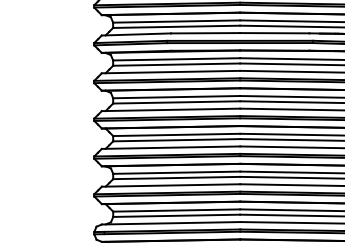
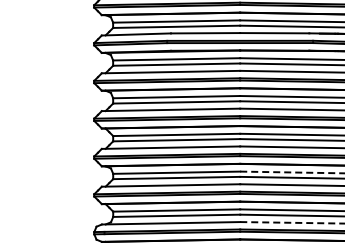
line: solid -> dashed (292, 172)
line: solid -> dashed (292, 222)
